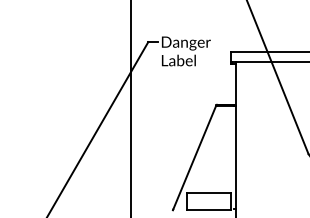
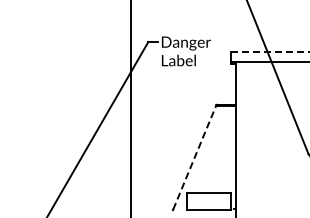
line: solid -> dashed (270, 51)
line: solid -> dashed (194, 157)
